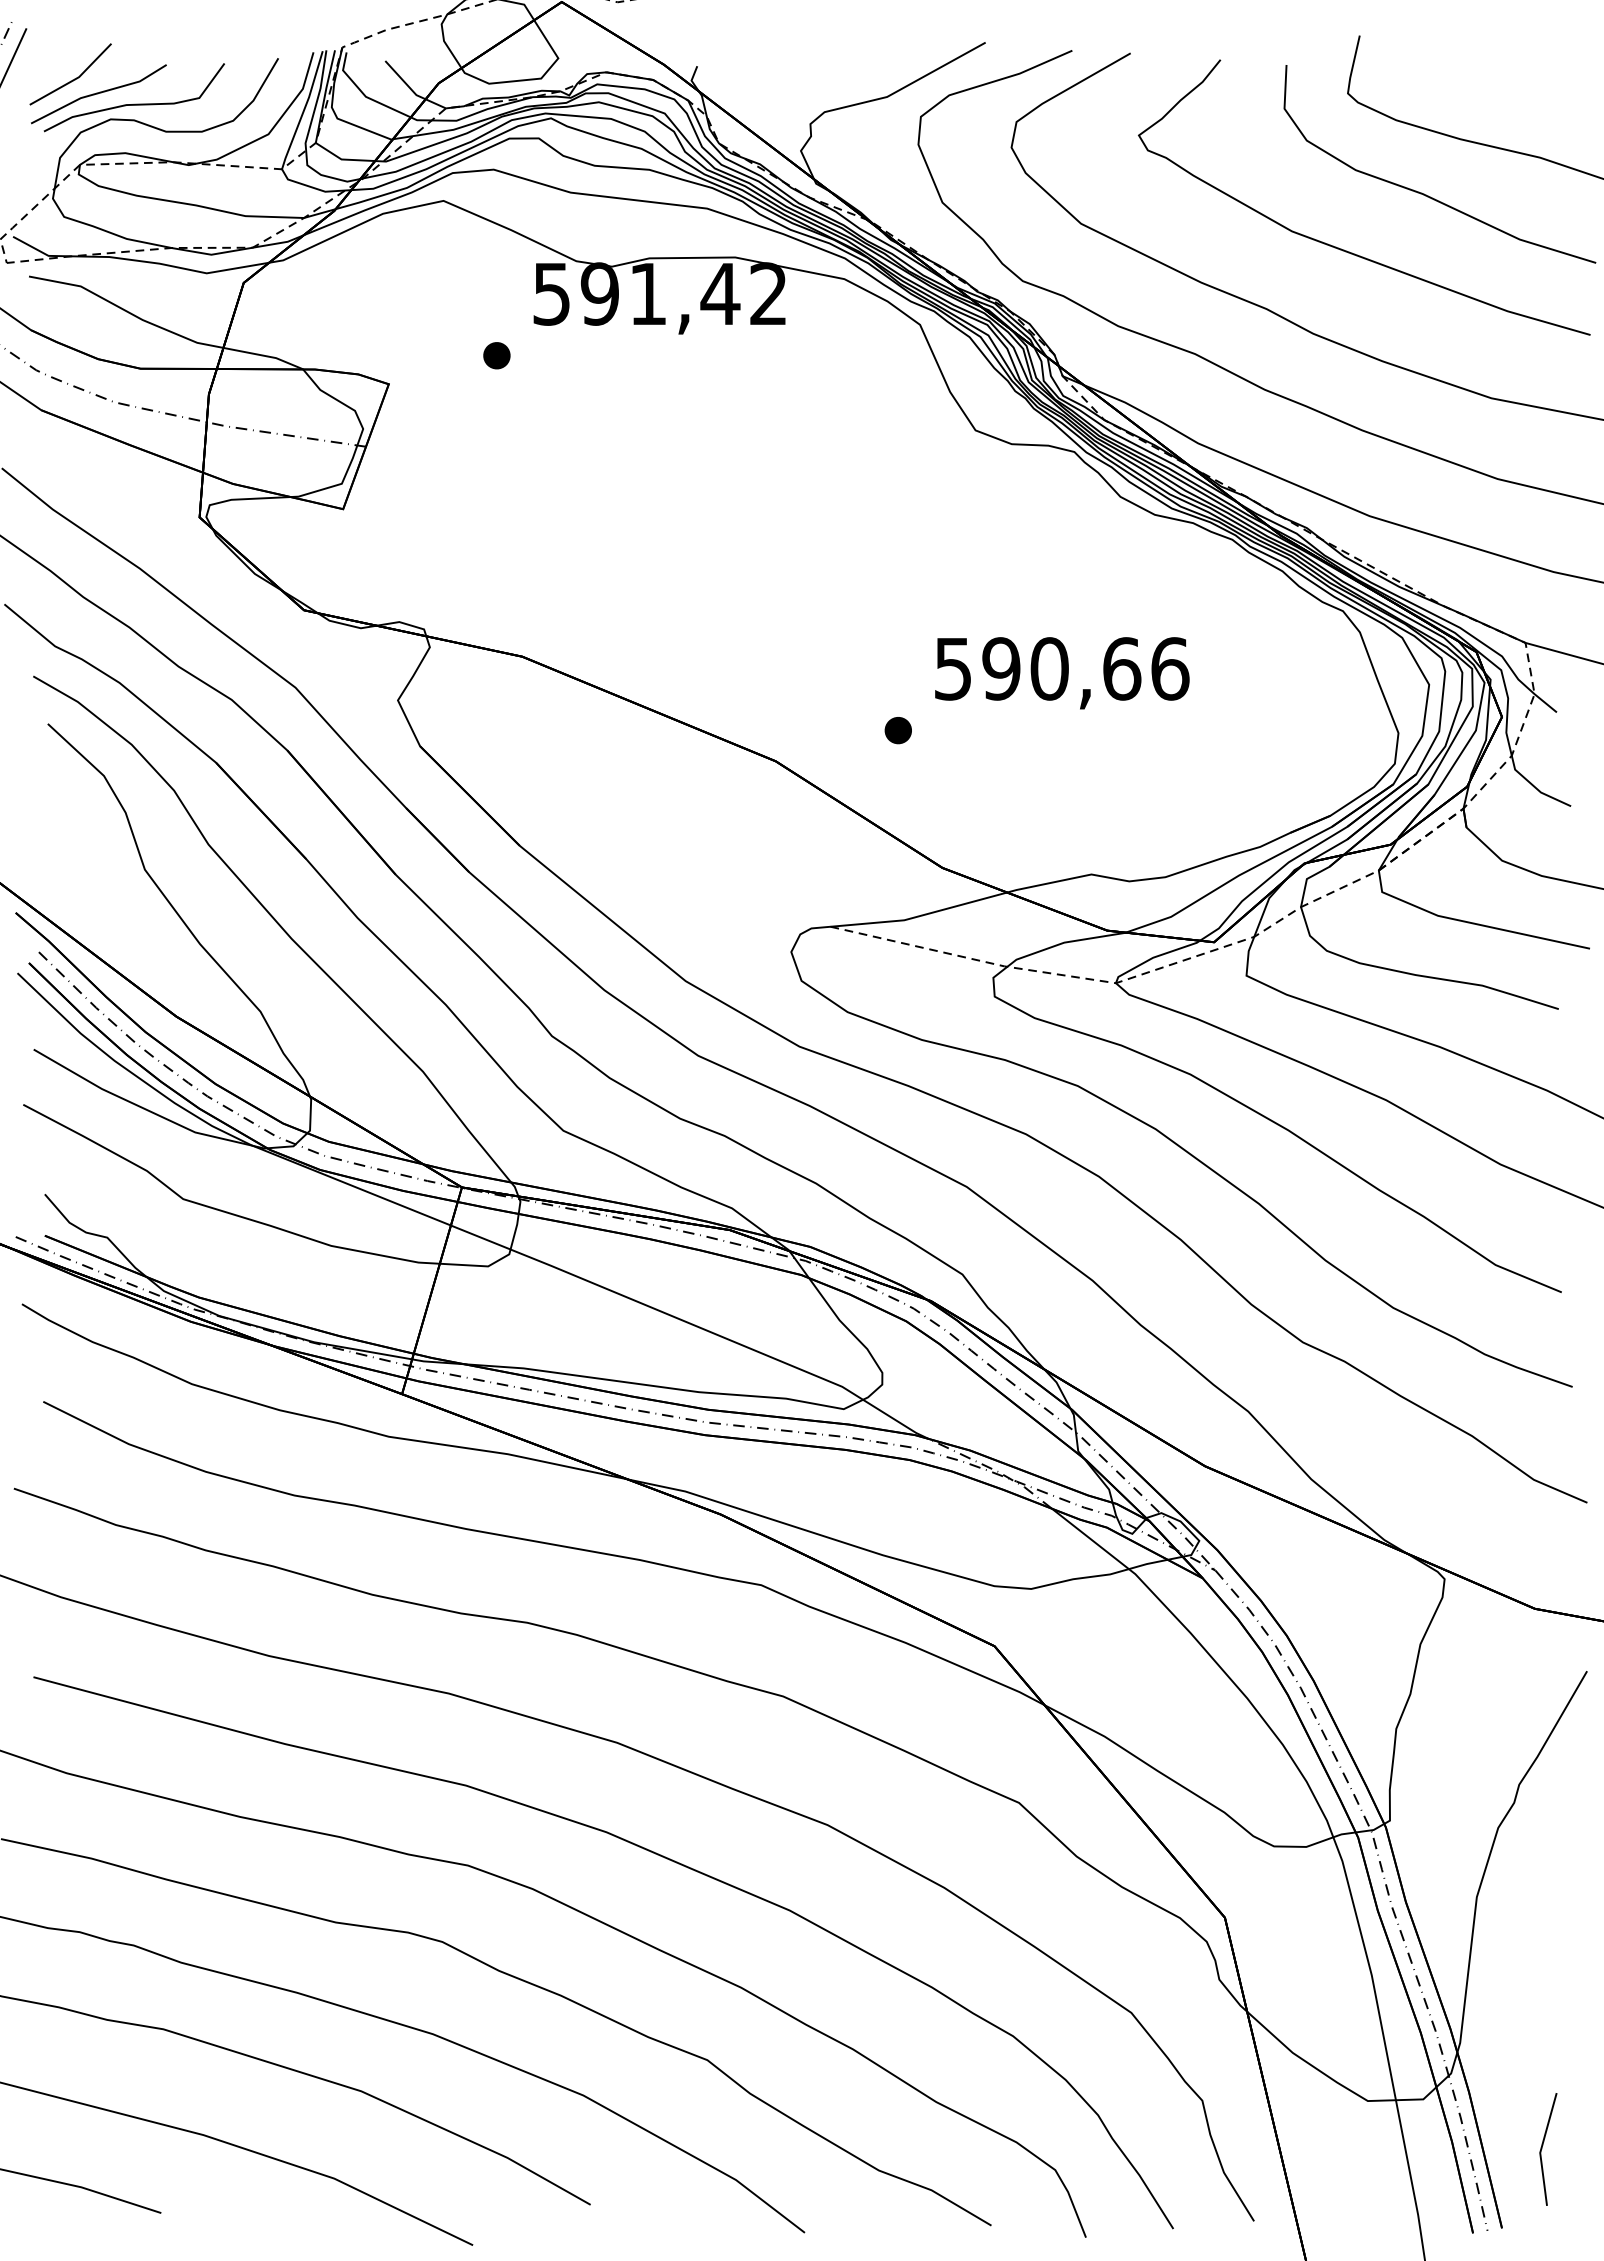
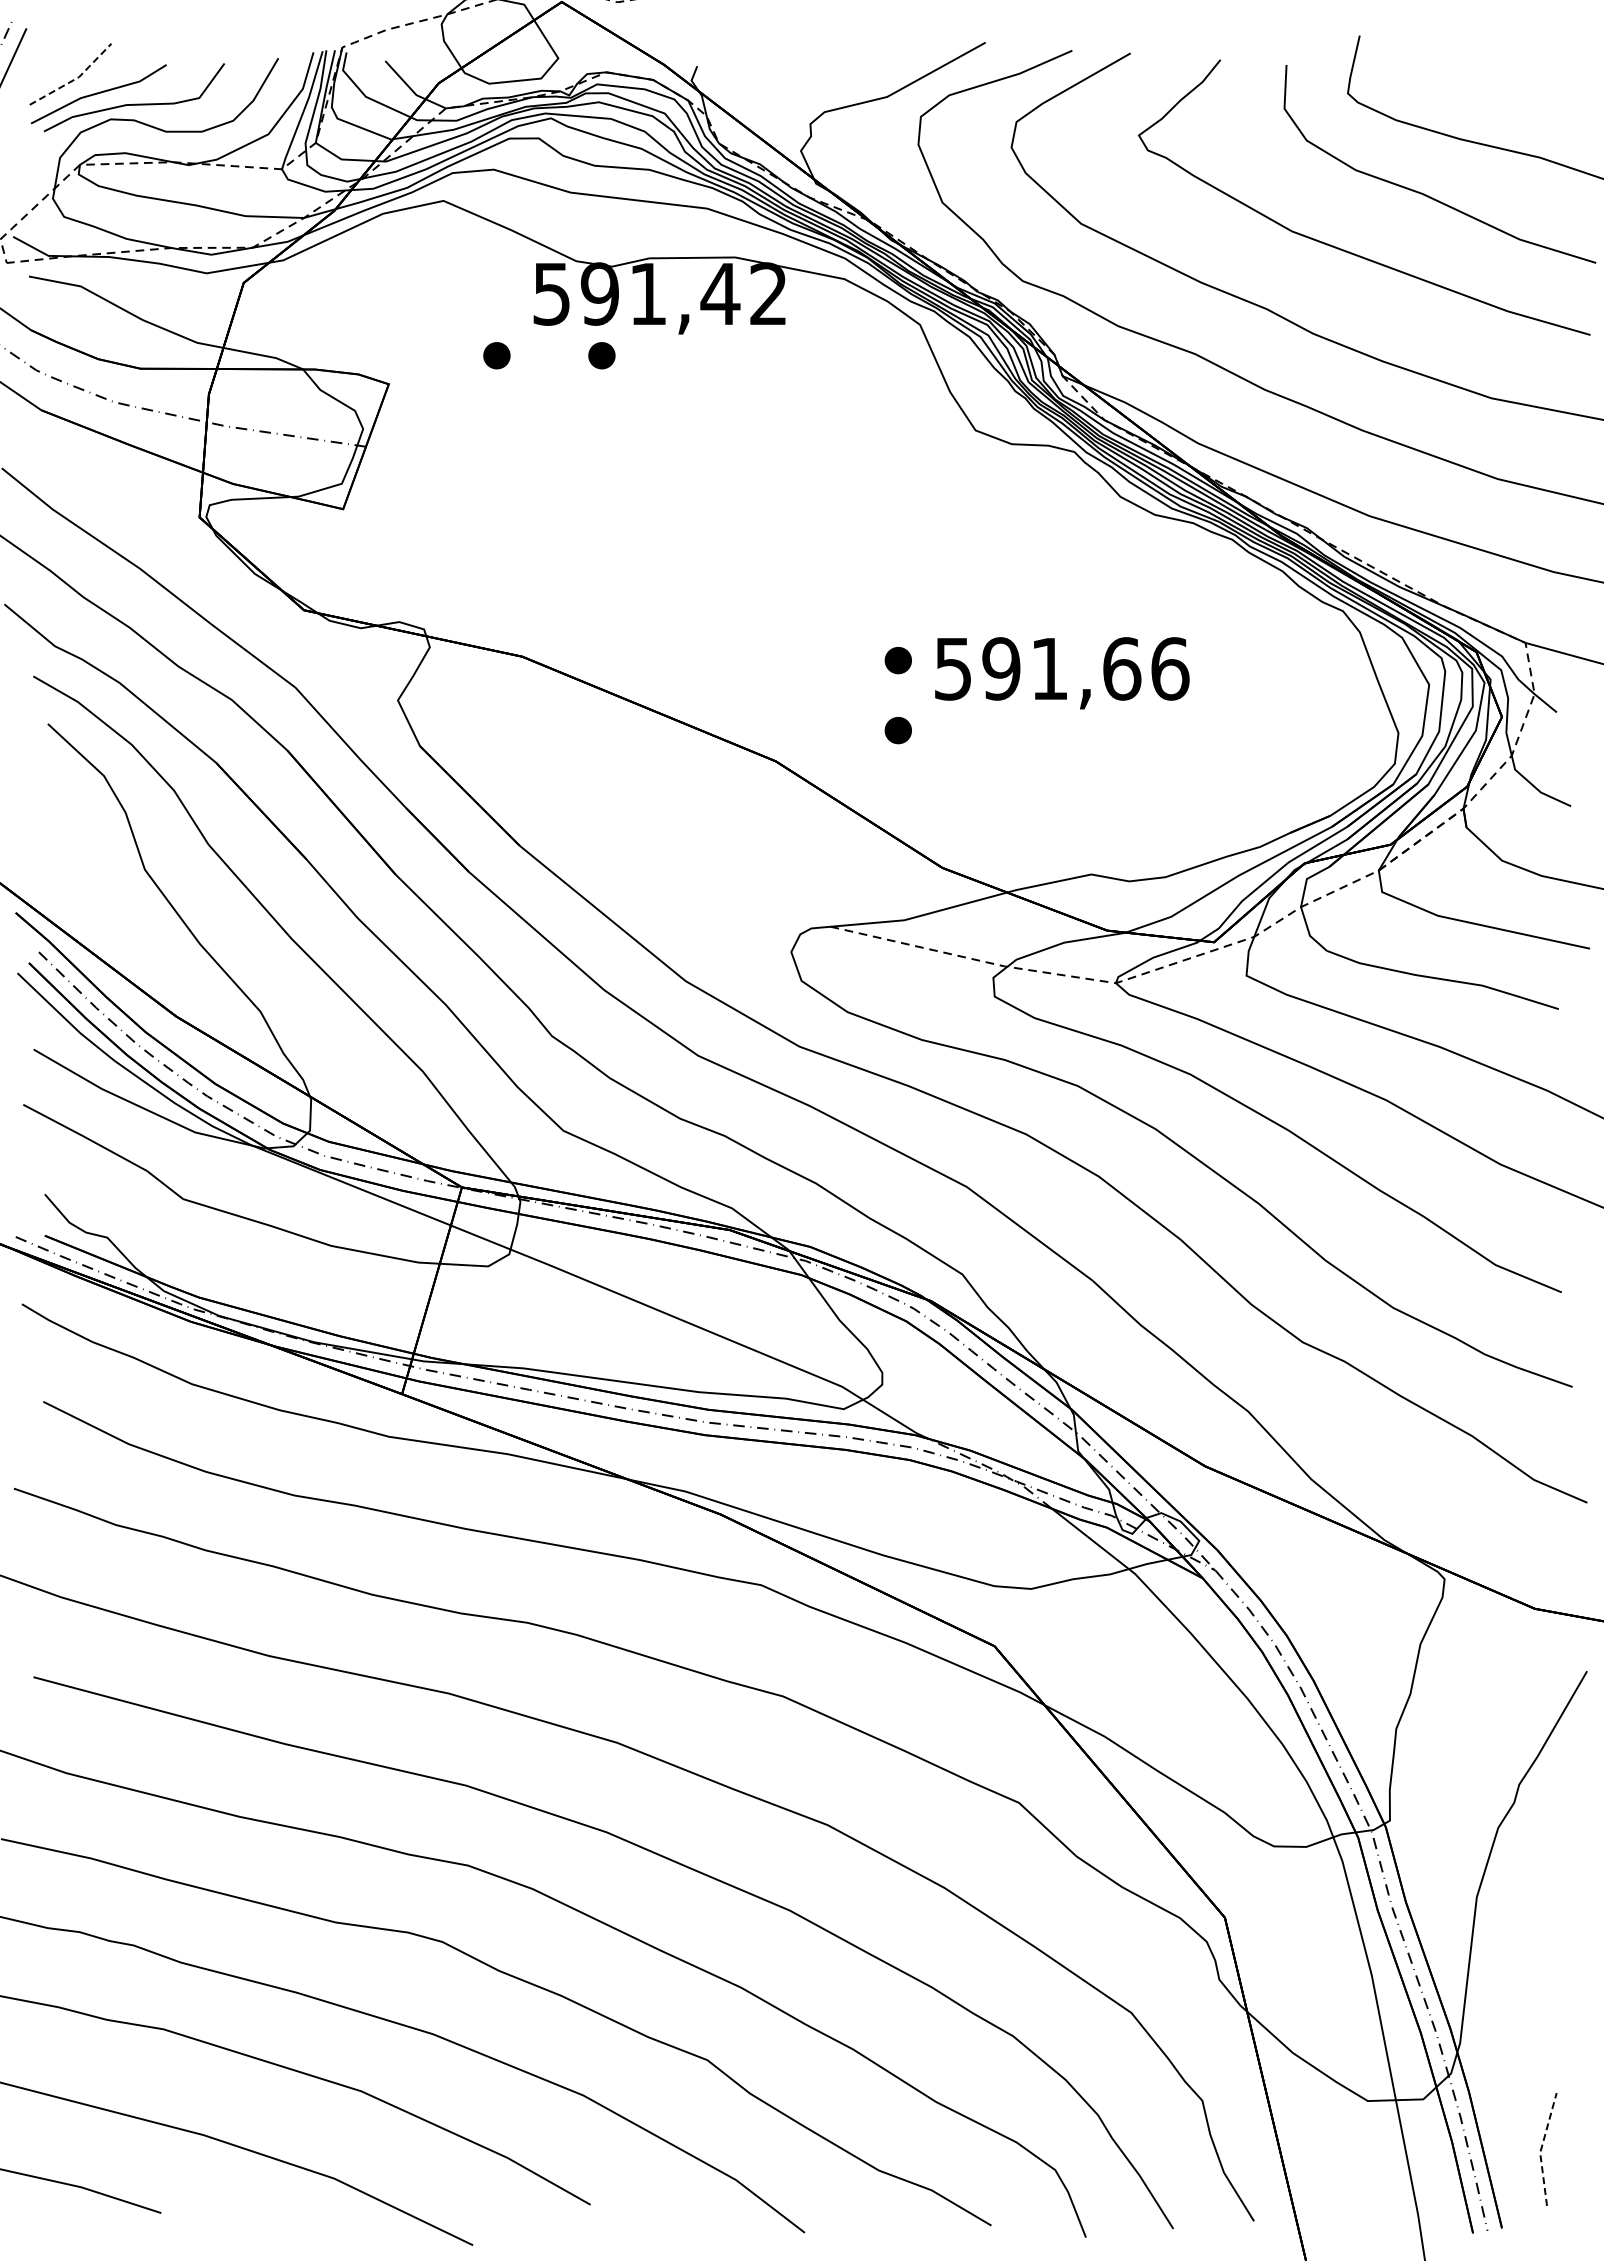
line: solid -> dashed (75, 79)
part: none -> present (601, 355)
part: none -> present (897, 660)
text: 590,66 -> 591,66 (1049, 668)
line: solid -> dashed (1541, 2149)
